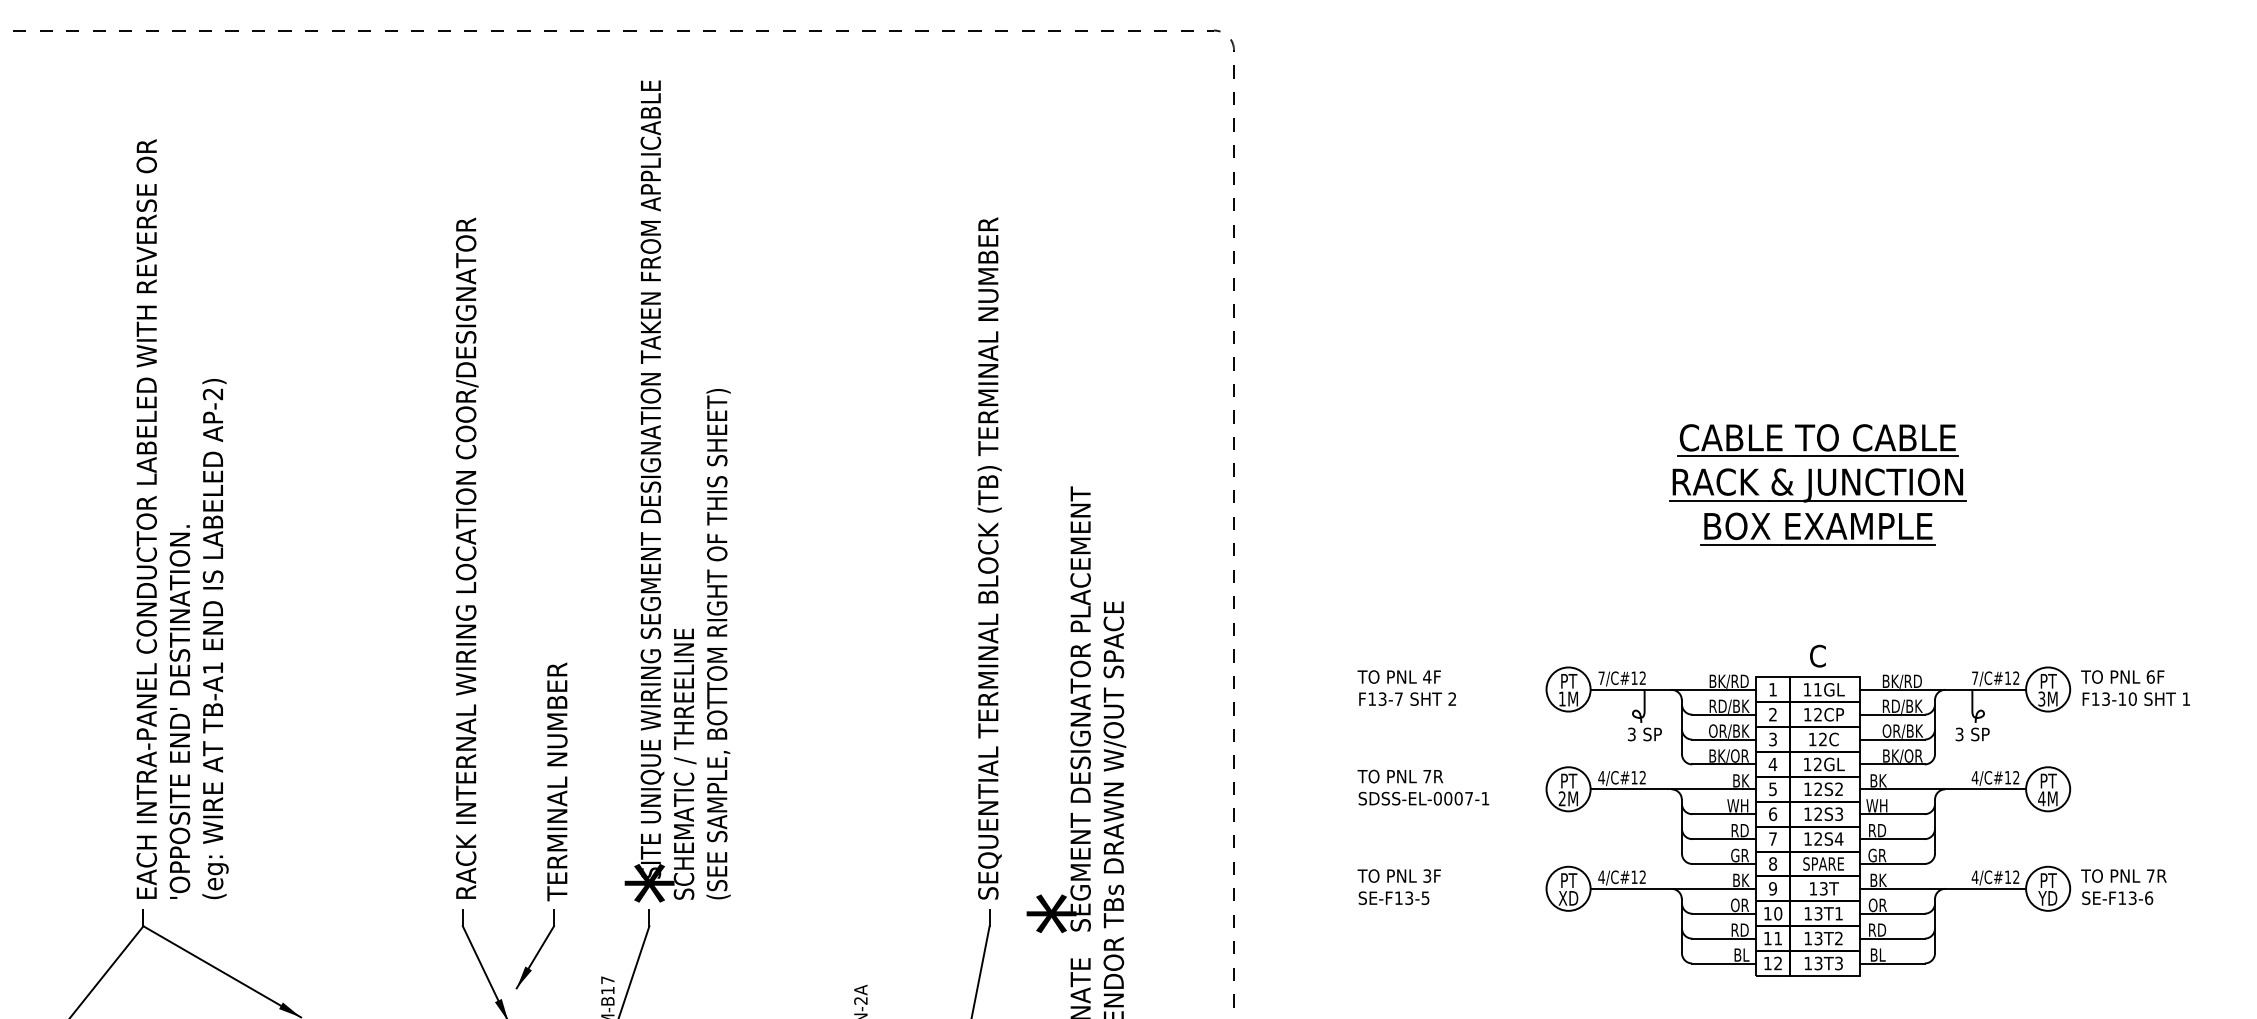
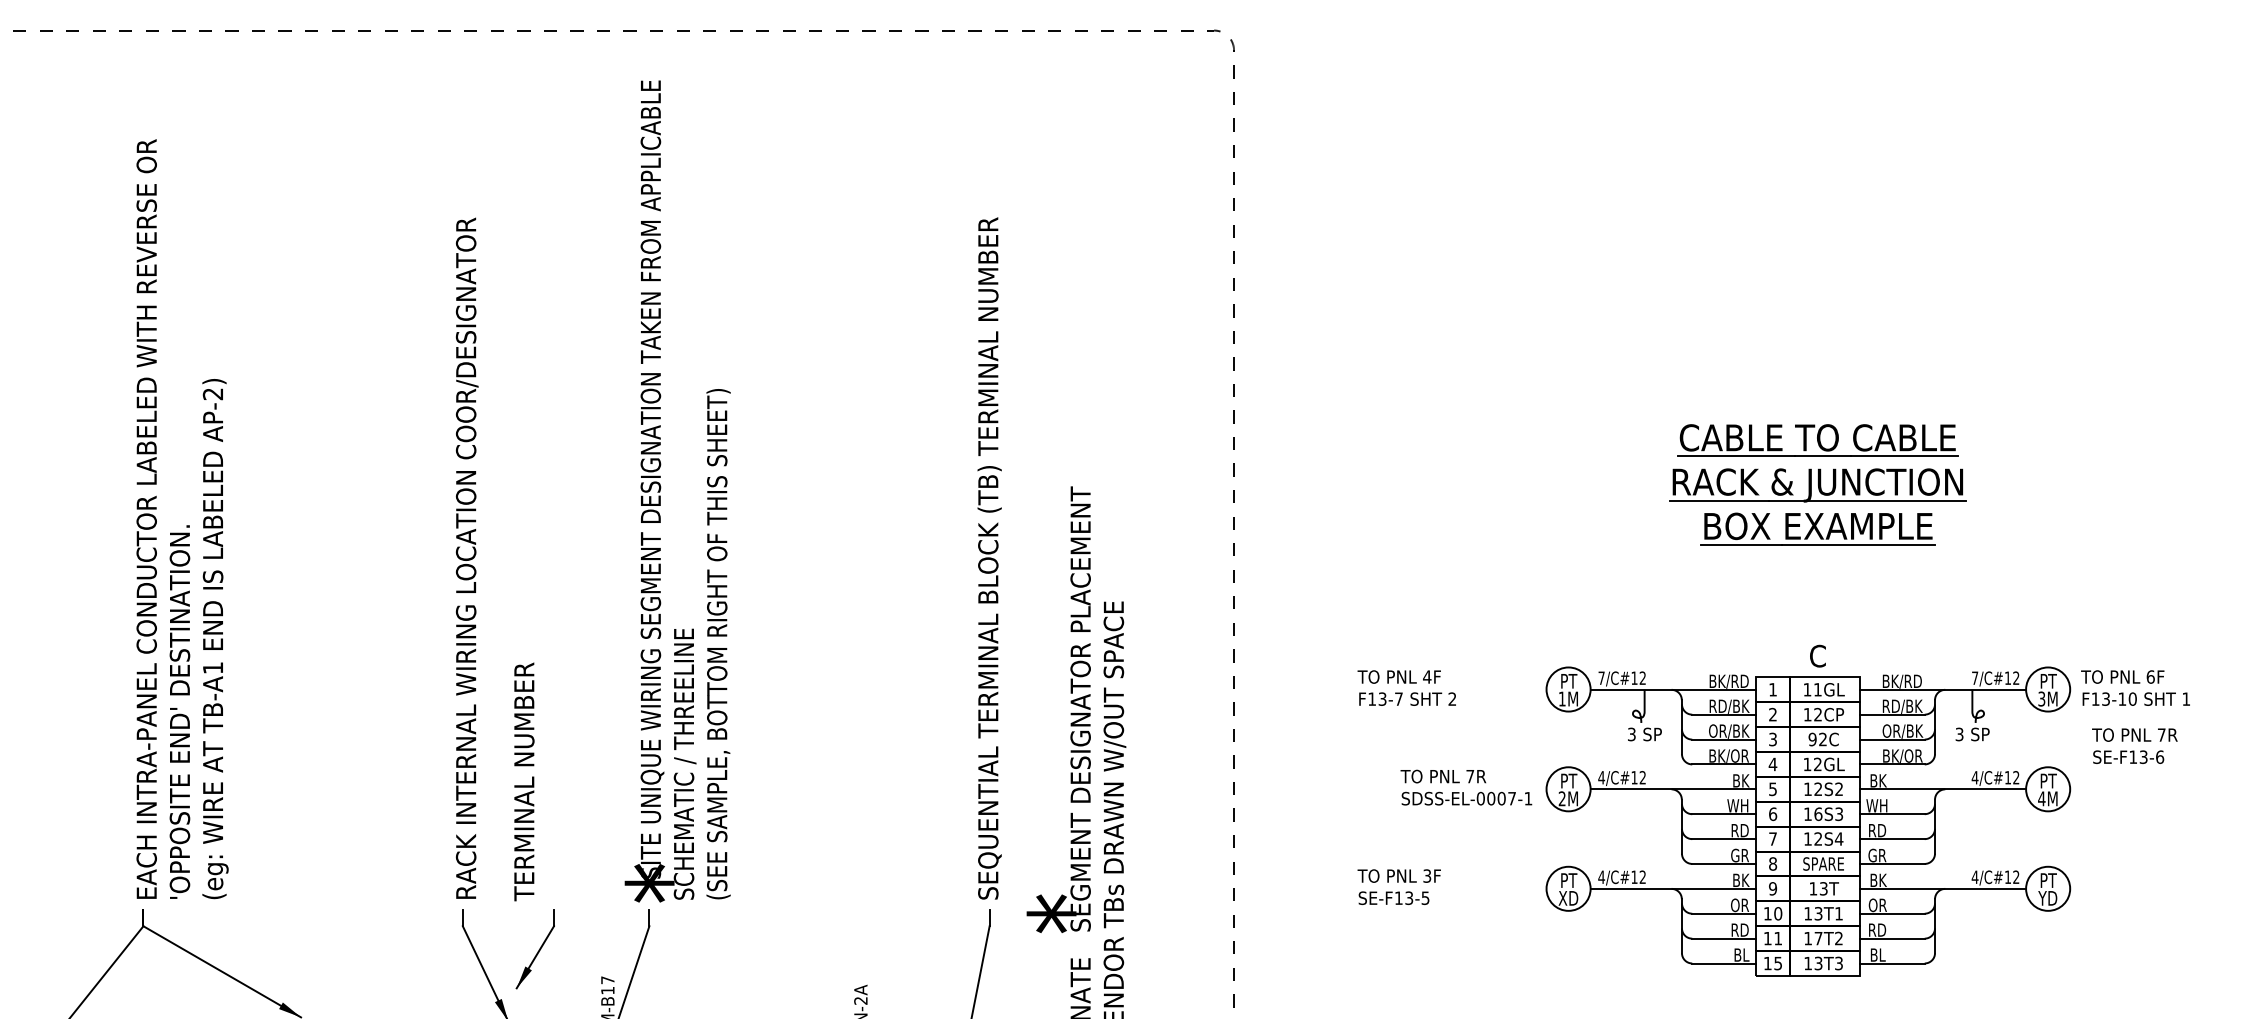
text: 12C -> 92C (1812, 739)
text position: (557, 781) -> (524, 781) (524, 781)
text position: (1423, 787) -> (1466, 787) (1466, 787)
text: 12S3 -> 16S3 (1818, 814)
text position: (2123, 886) -> (2134, 745) (2134, 745)
text: 13T2 -> 17T2 (1818, 938)
text: 12 -> 15 (1777, 963)
